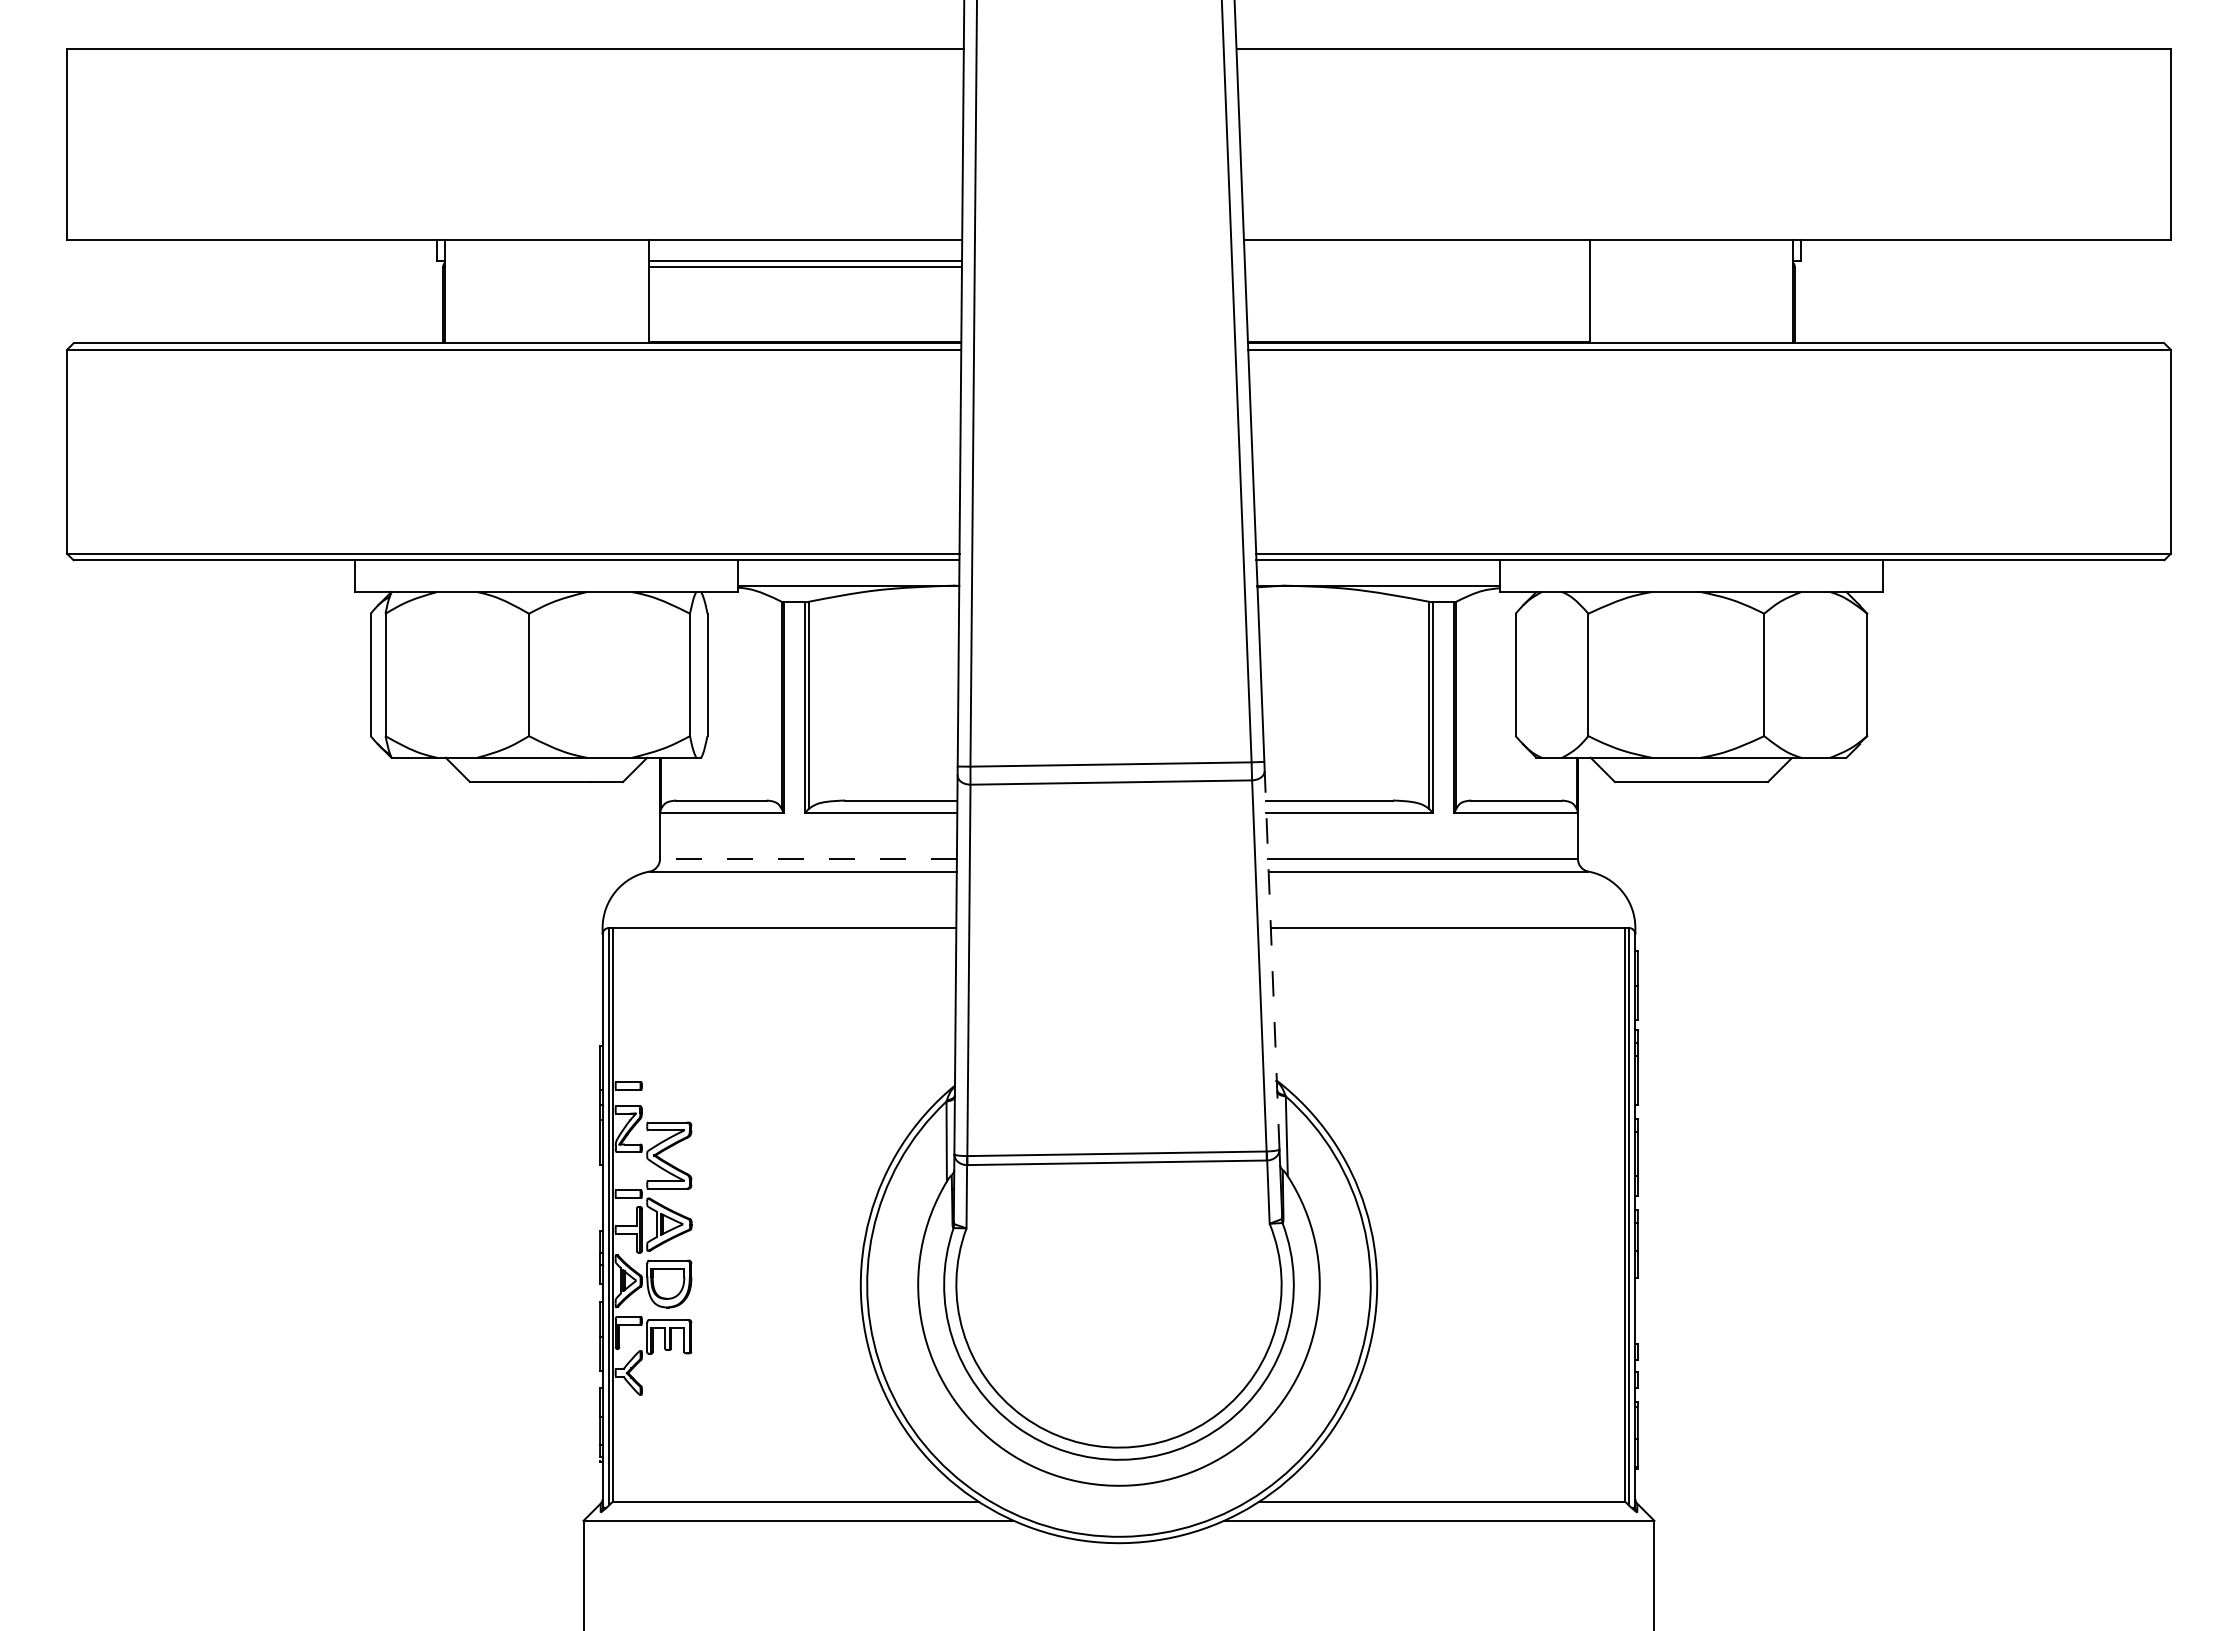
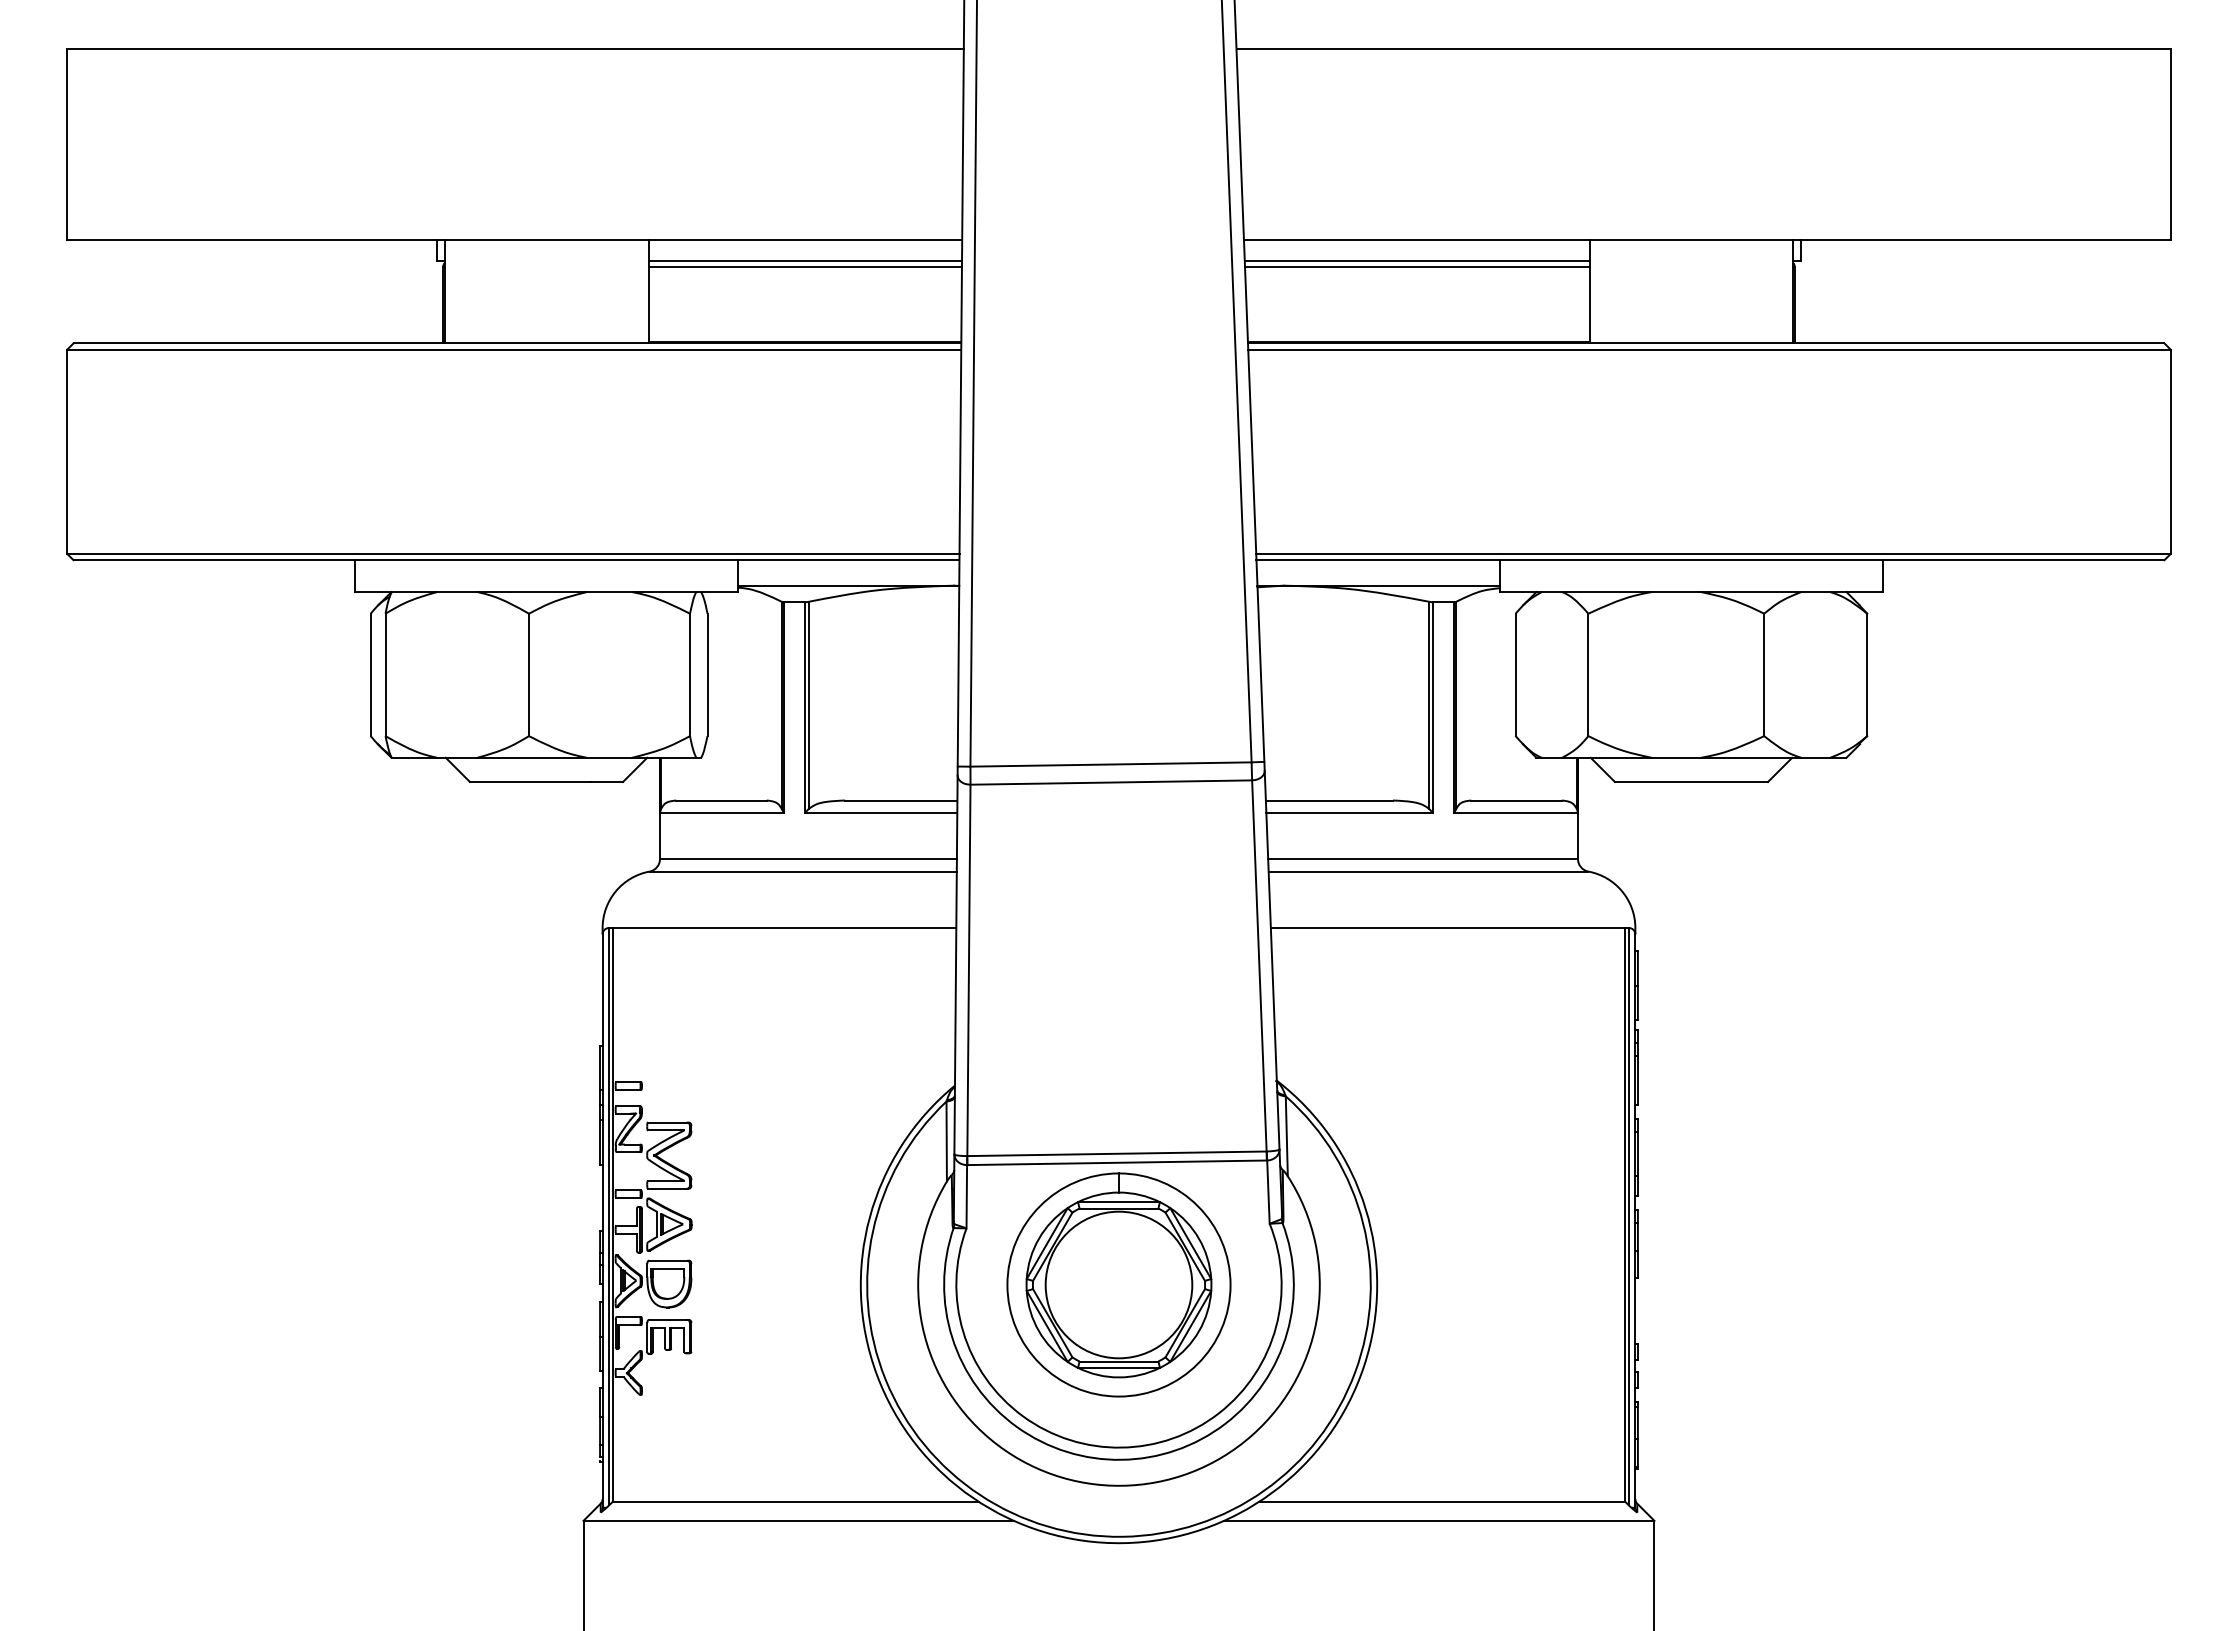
line: none -> present (1416, 260)
line: none -> present (1417, 266)
line: dashed -> solid (807, 859)
line: dashed -> solid (1272, 959)
part: none -> present (1118, 1284)
